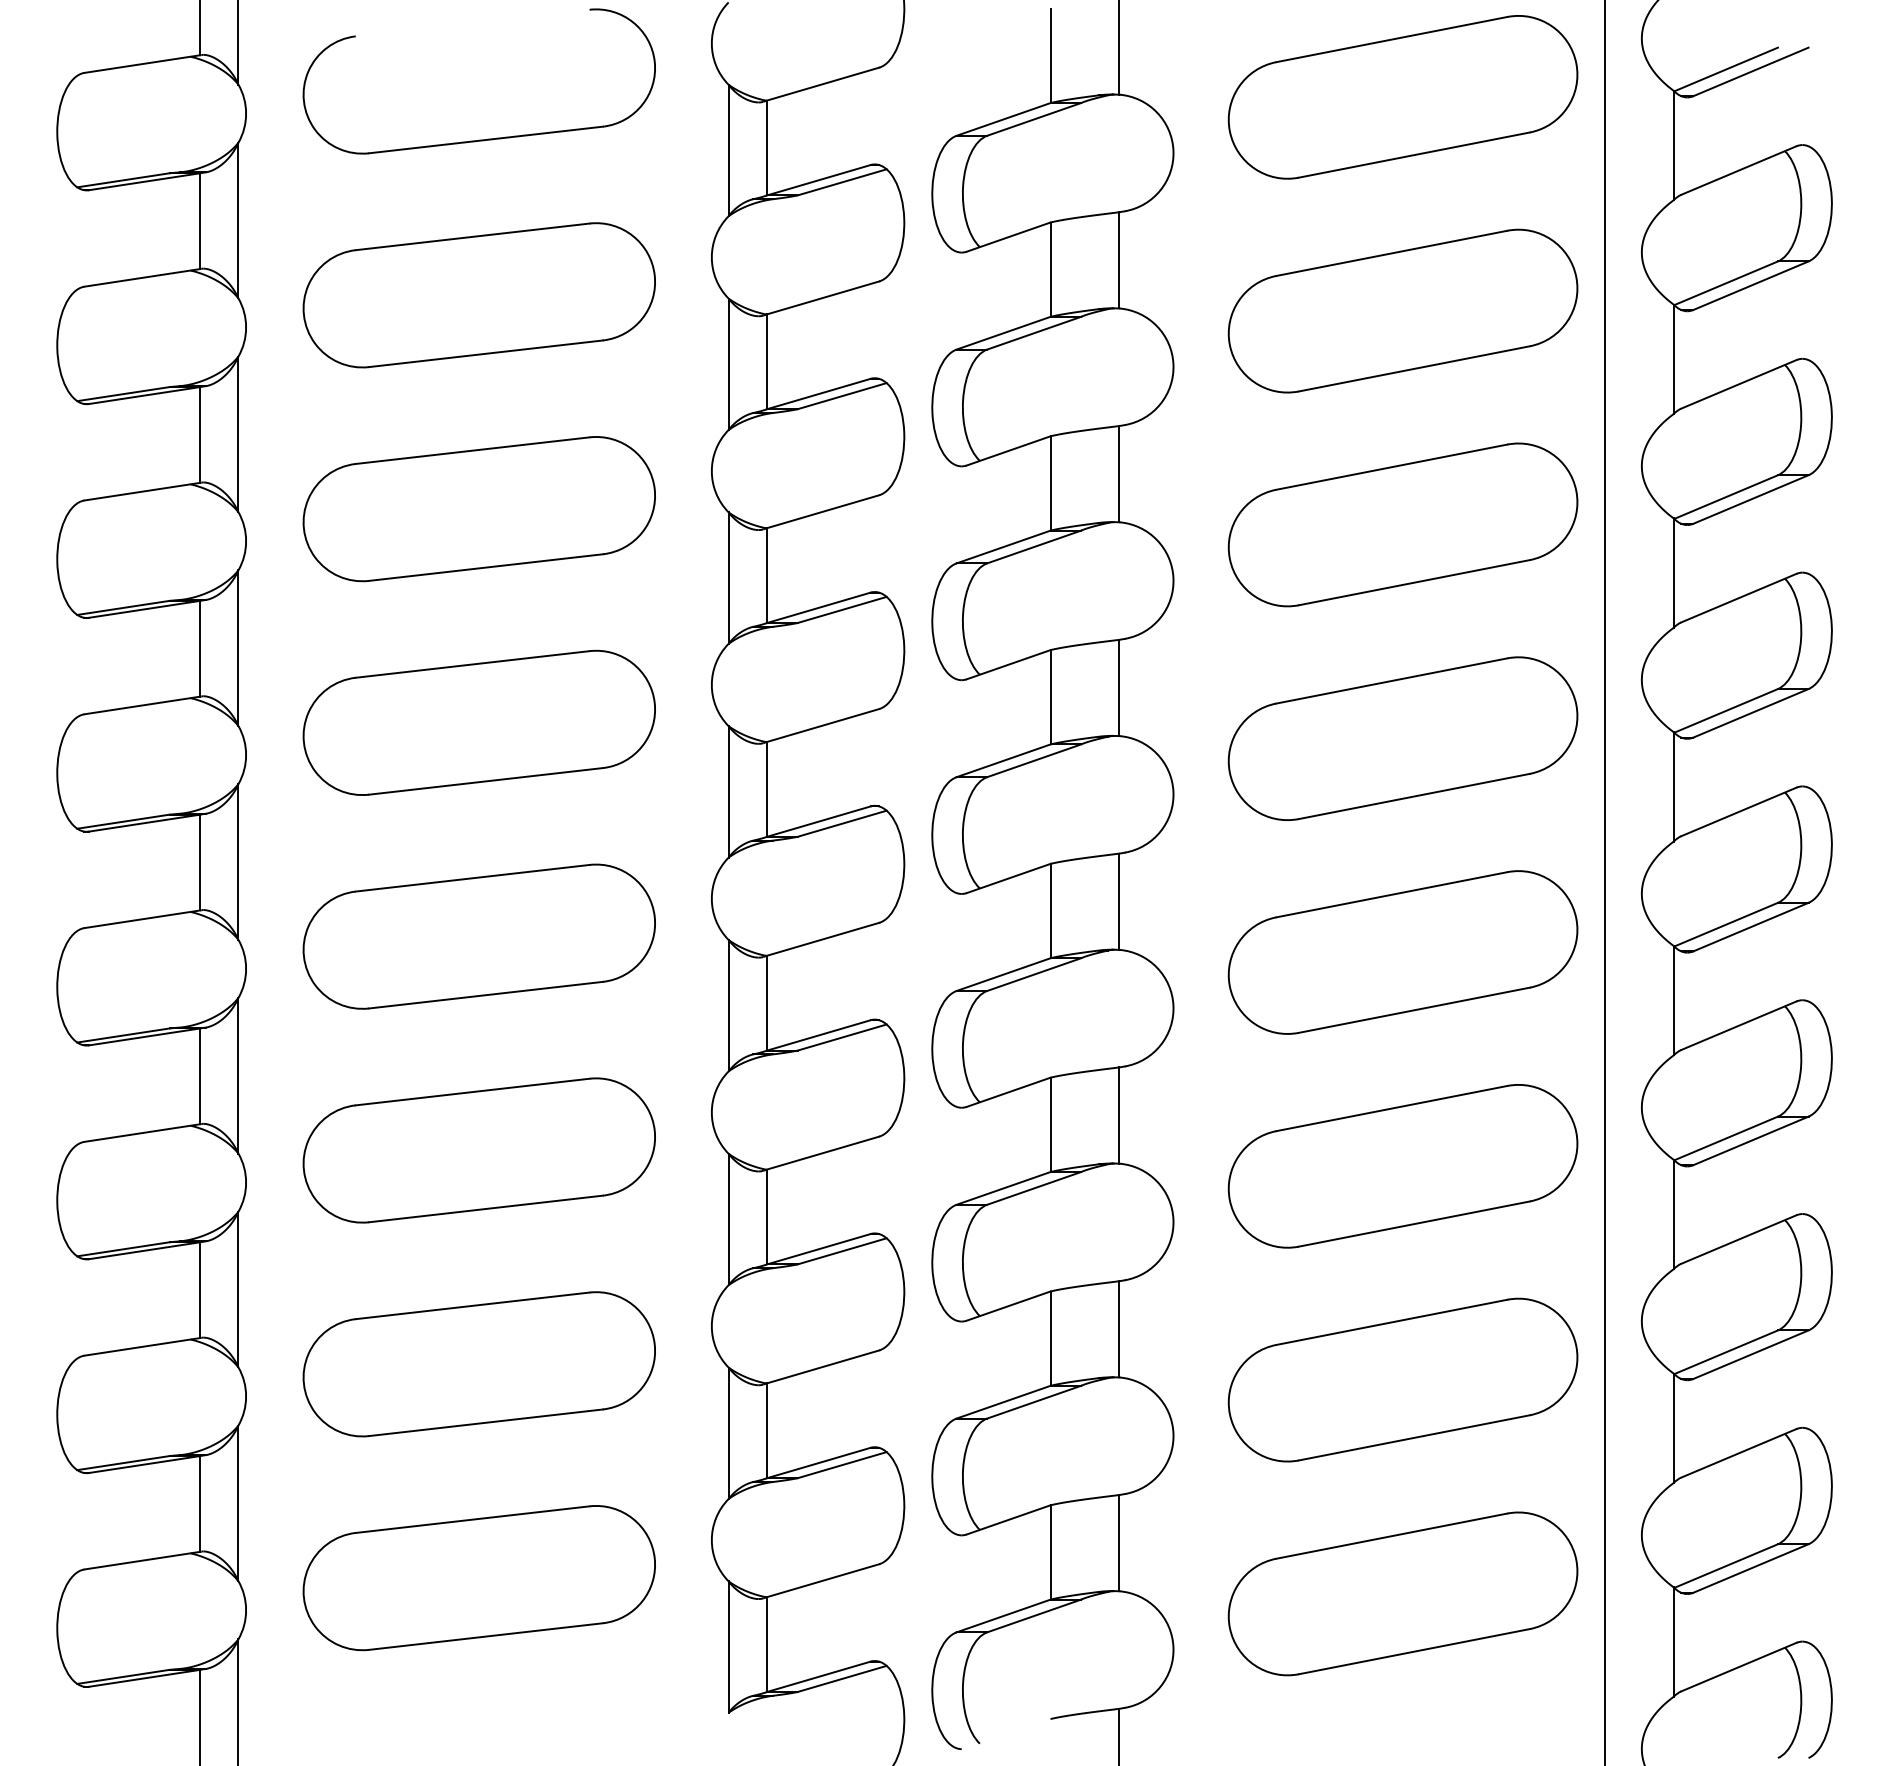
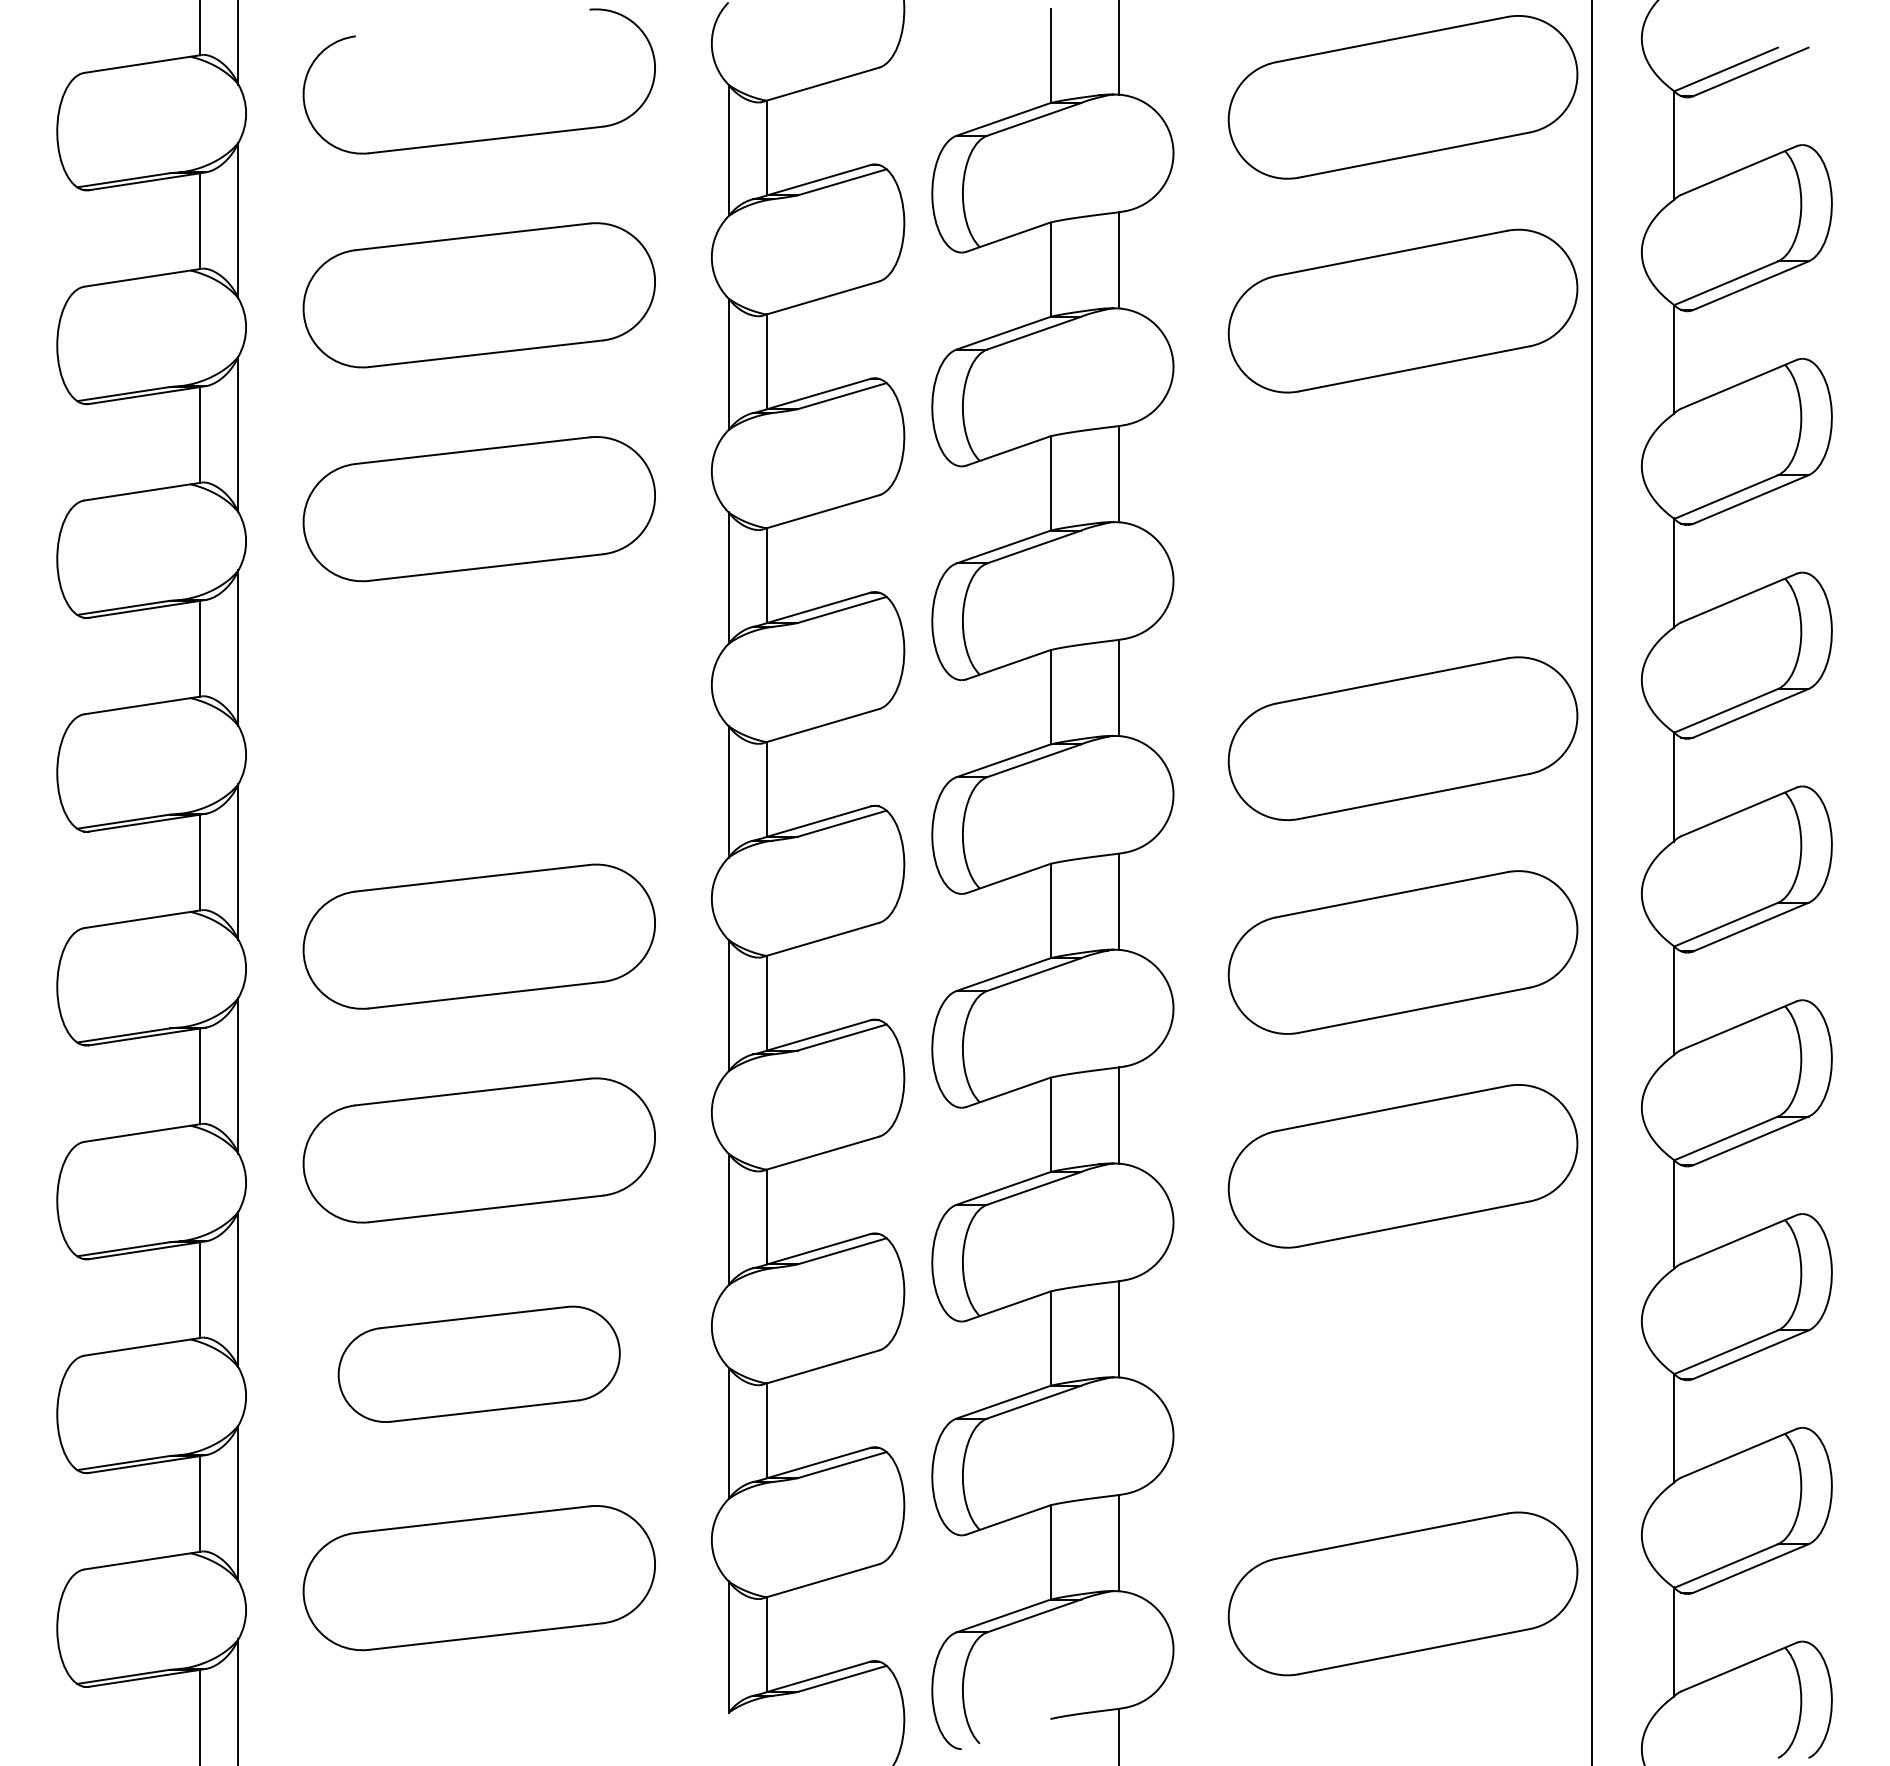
part: present -> none (1402, 524)
part: present -> none (478, 722)
line position: (1604, 882) -> (1591, 882) (1591, 882)
part size: 354x147 px -> 284x118 px (478, 1363)
part: present -> none (1402, 1379)
